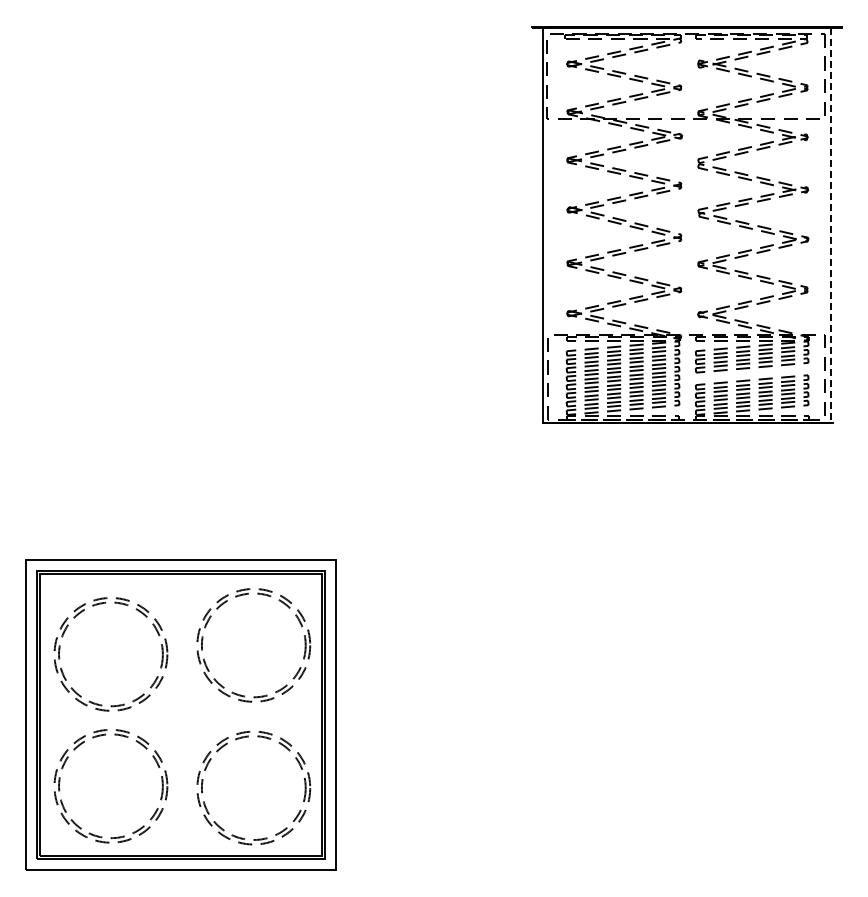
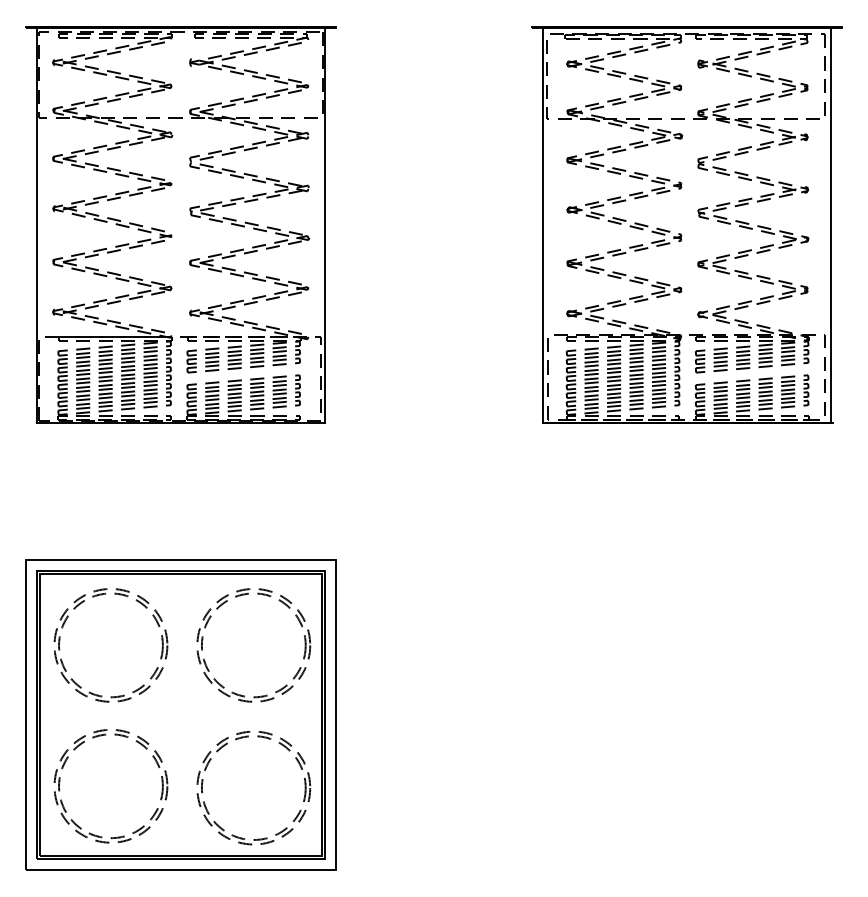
part: none -> present (180, 224)
line: dashed -> solid (830, 225)
part position: (60, 657) -> (60, 648) (60, 648)
